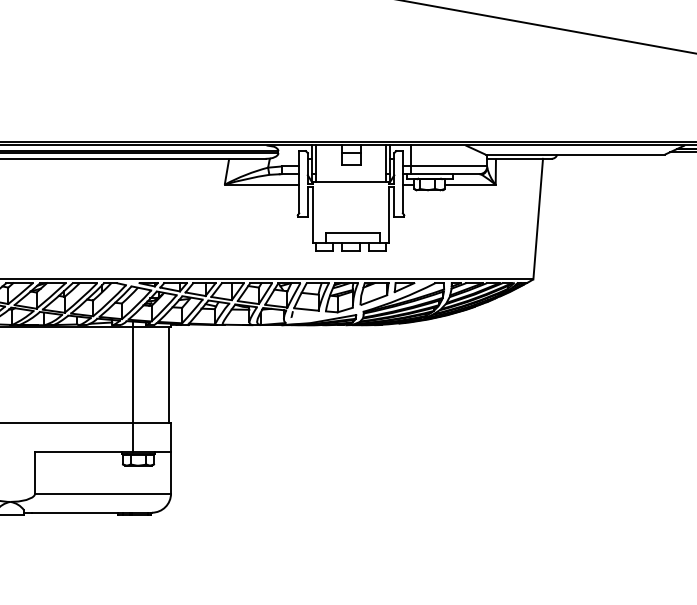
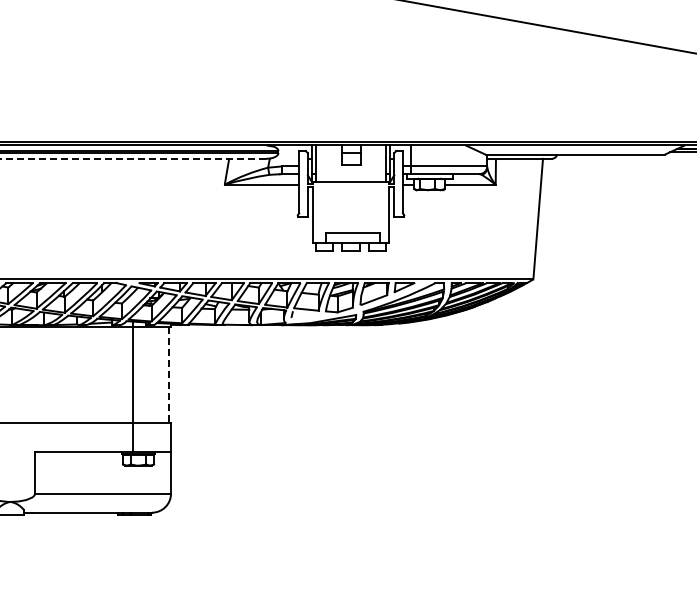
line: solid -> dashed (133, 158)
line: solid -> dashed (169, 375)
